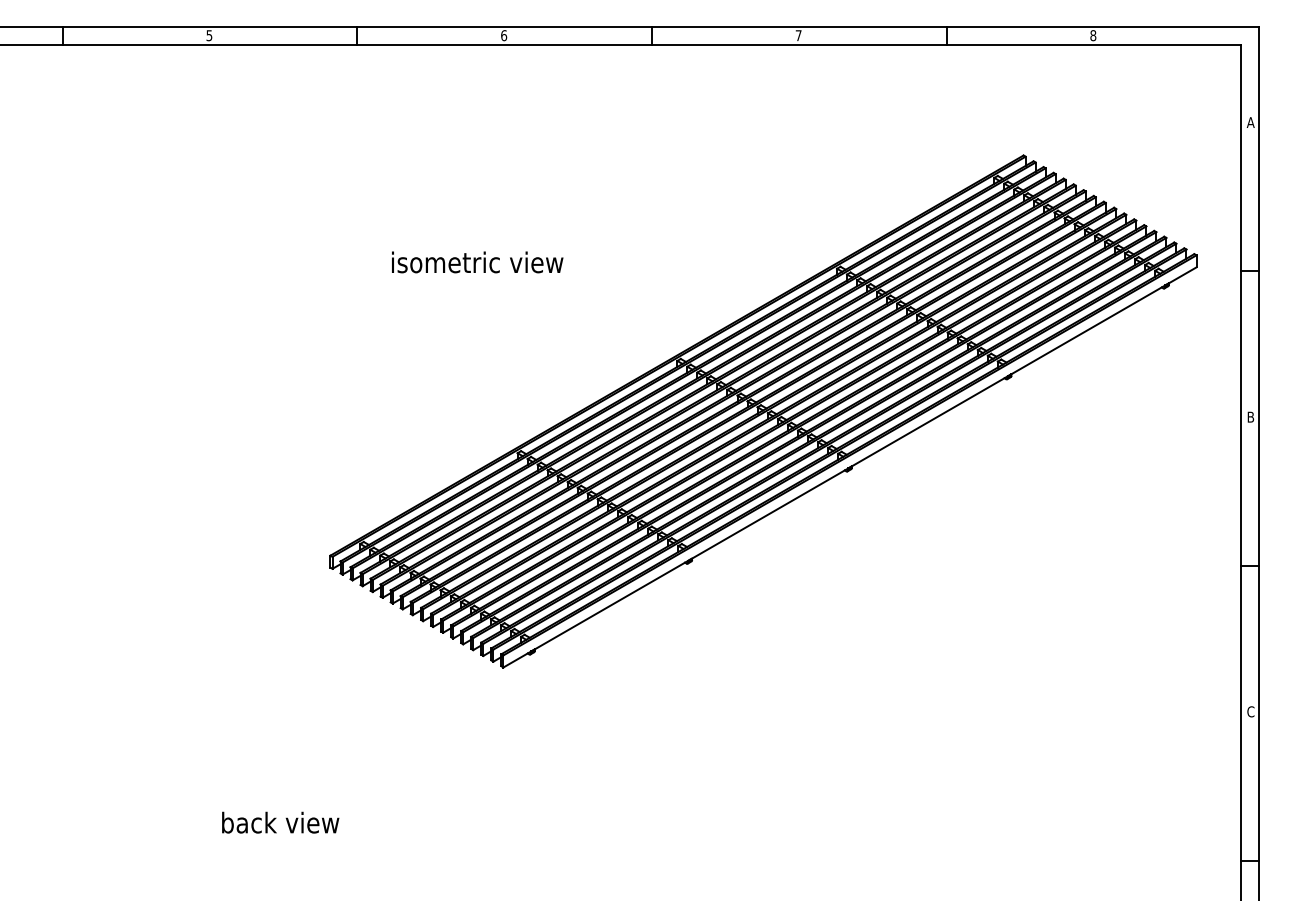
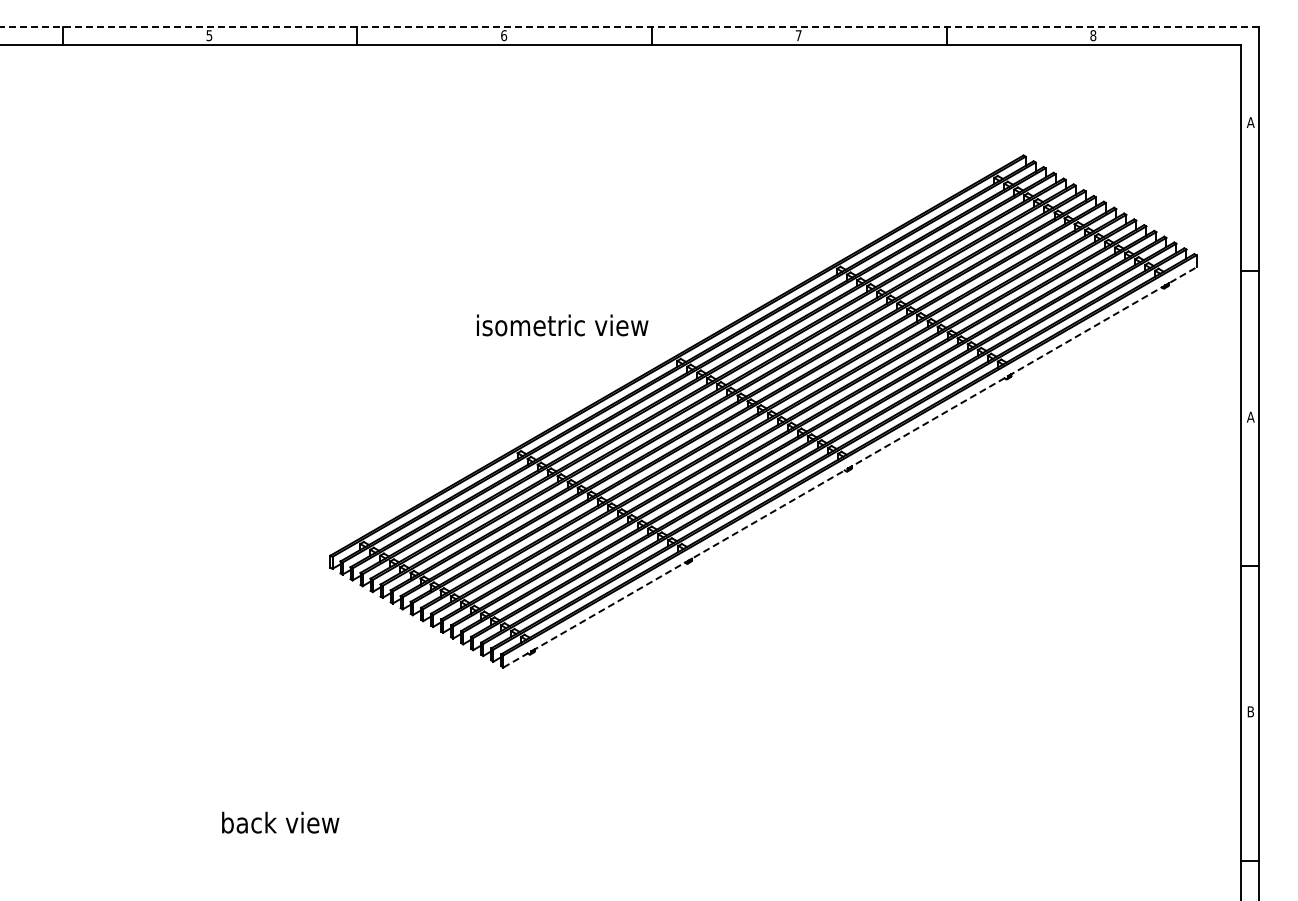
line: solid -> dashed (629, 26)
text position: (477, 262) -> (562, 325) (562, 325)
text: B -> A (1250, 416)
line: solid -> dashed (850, 467)
text: C -> B (1250, 711)
